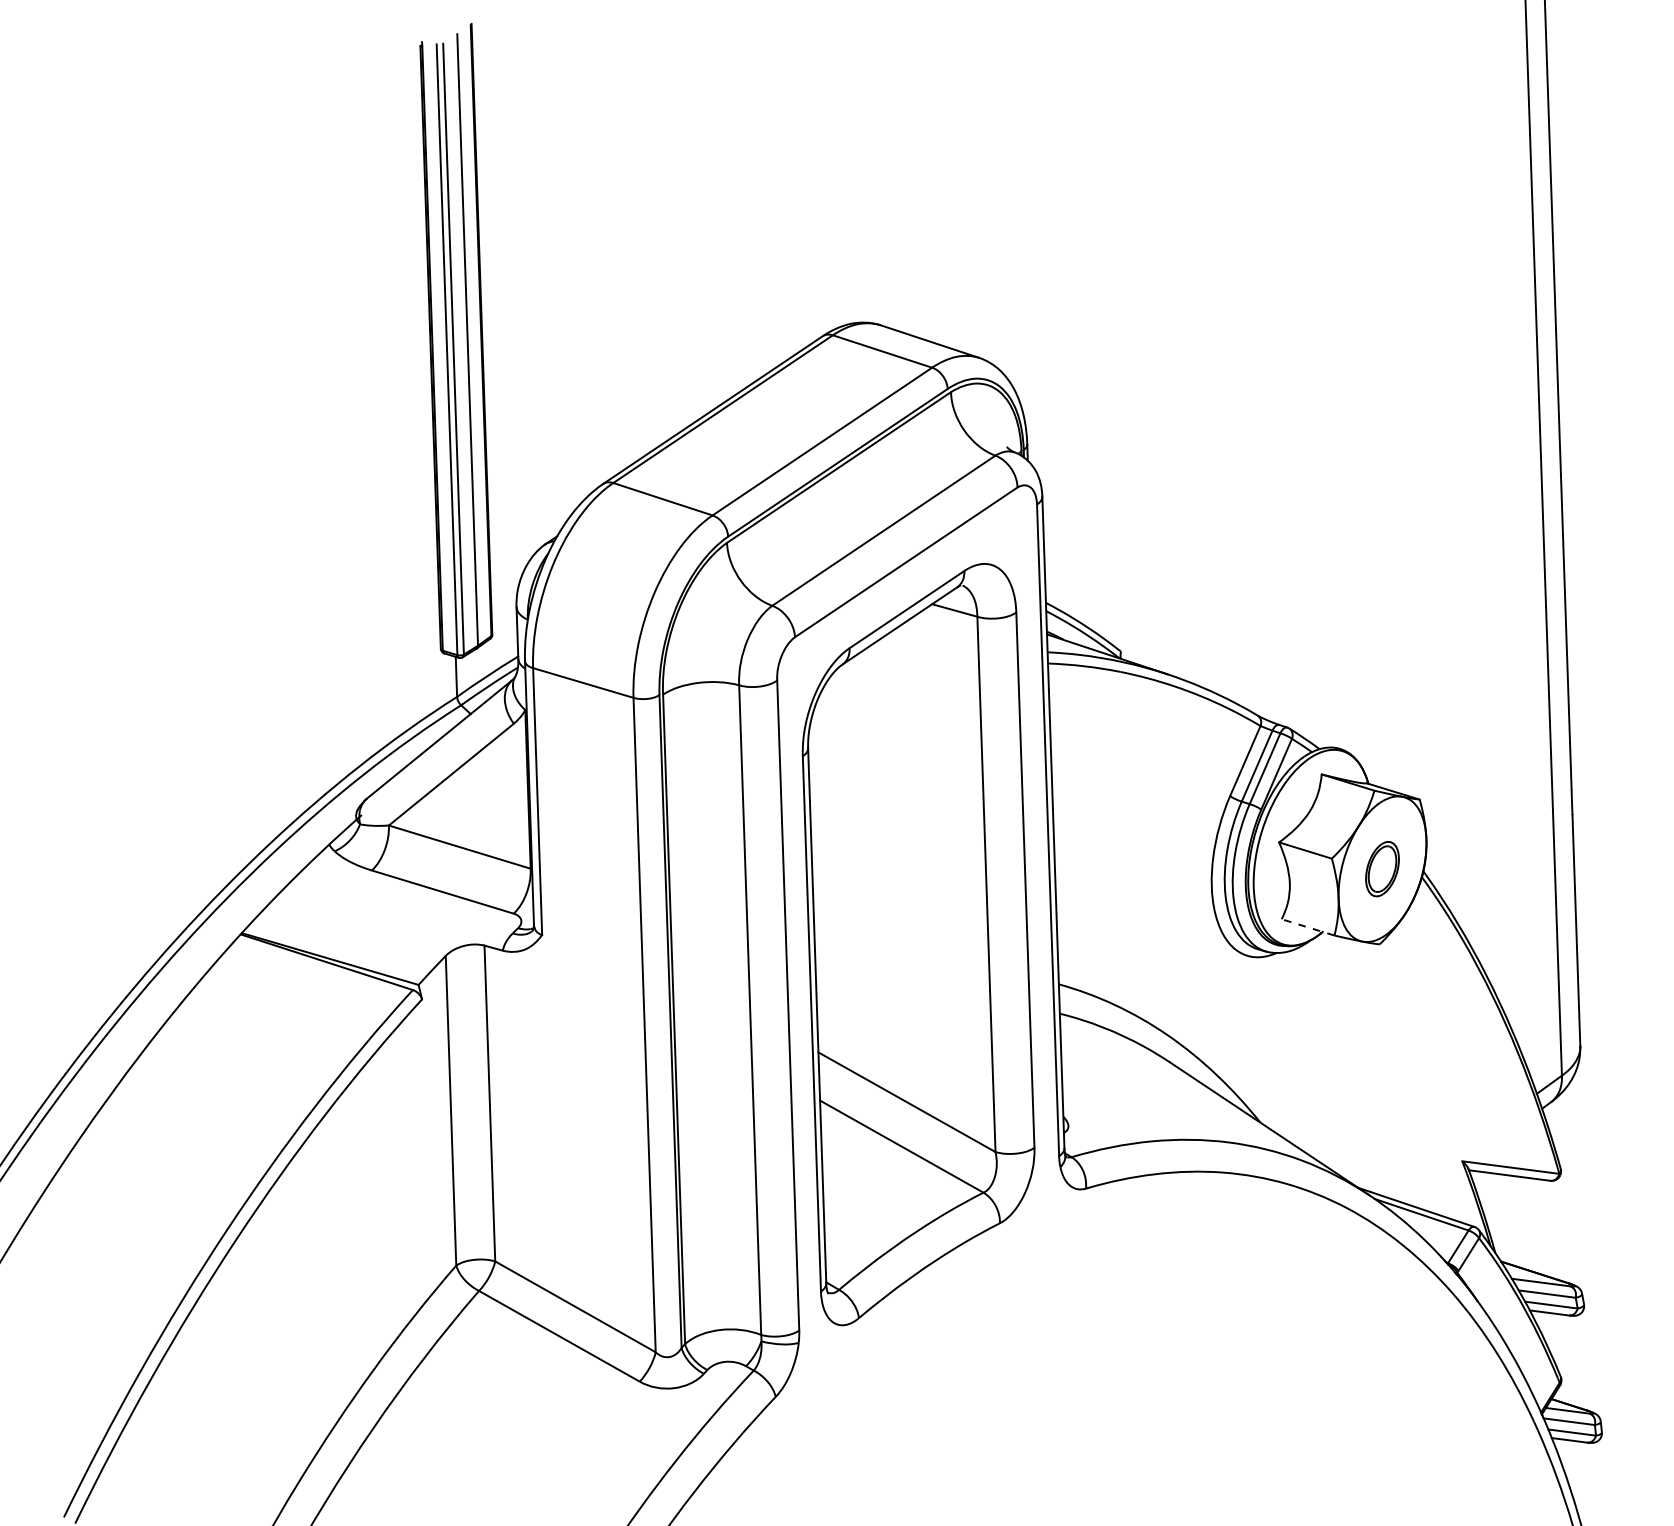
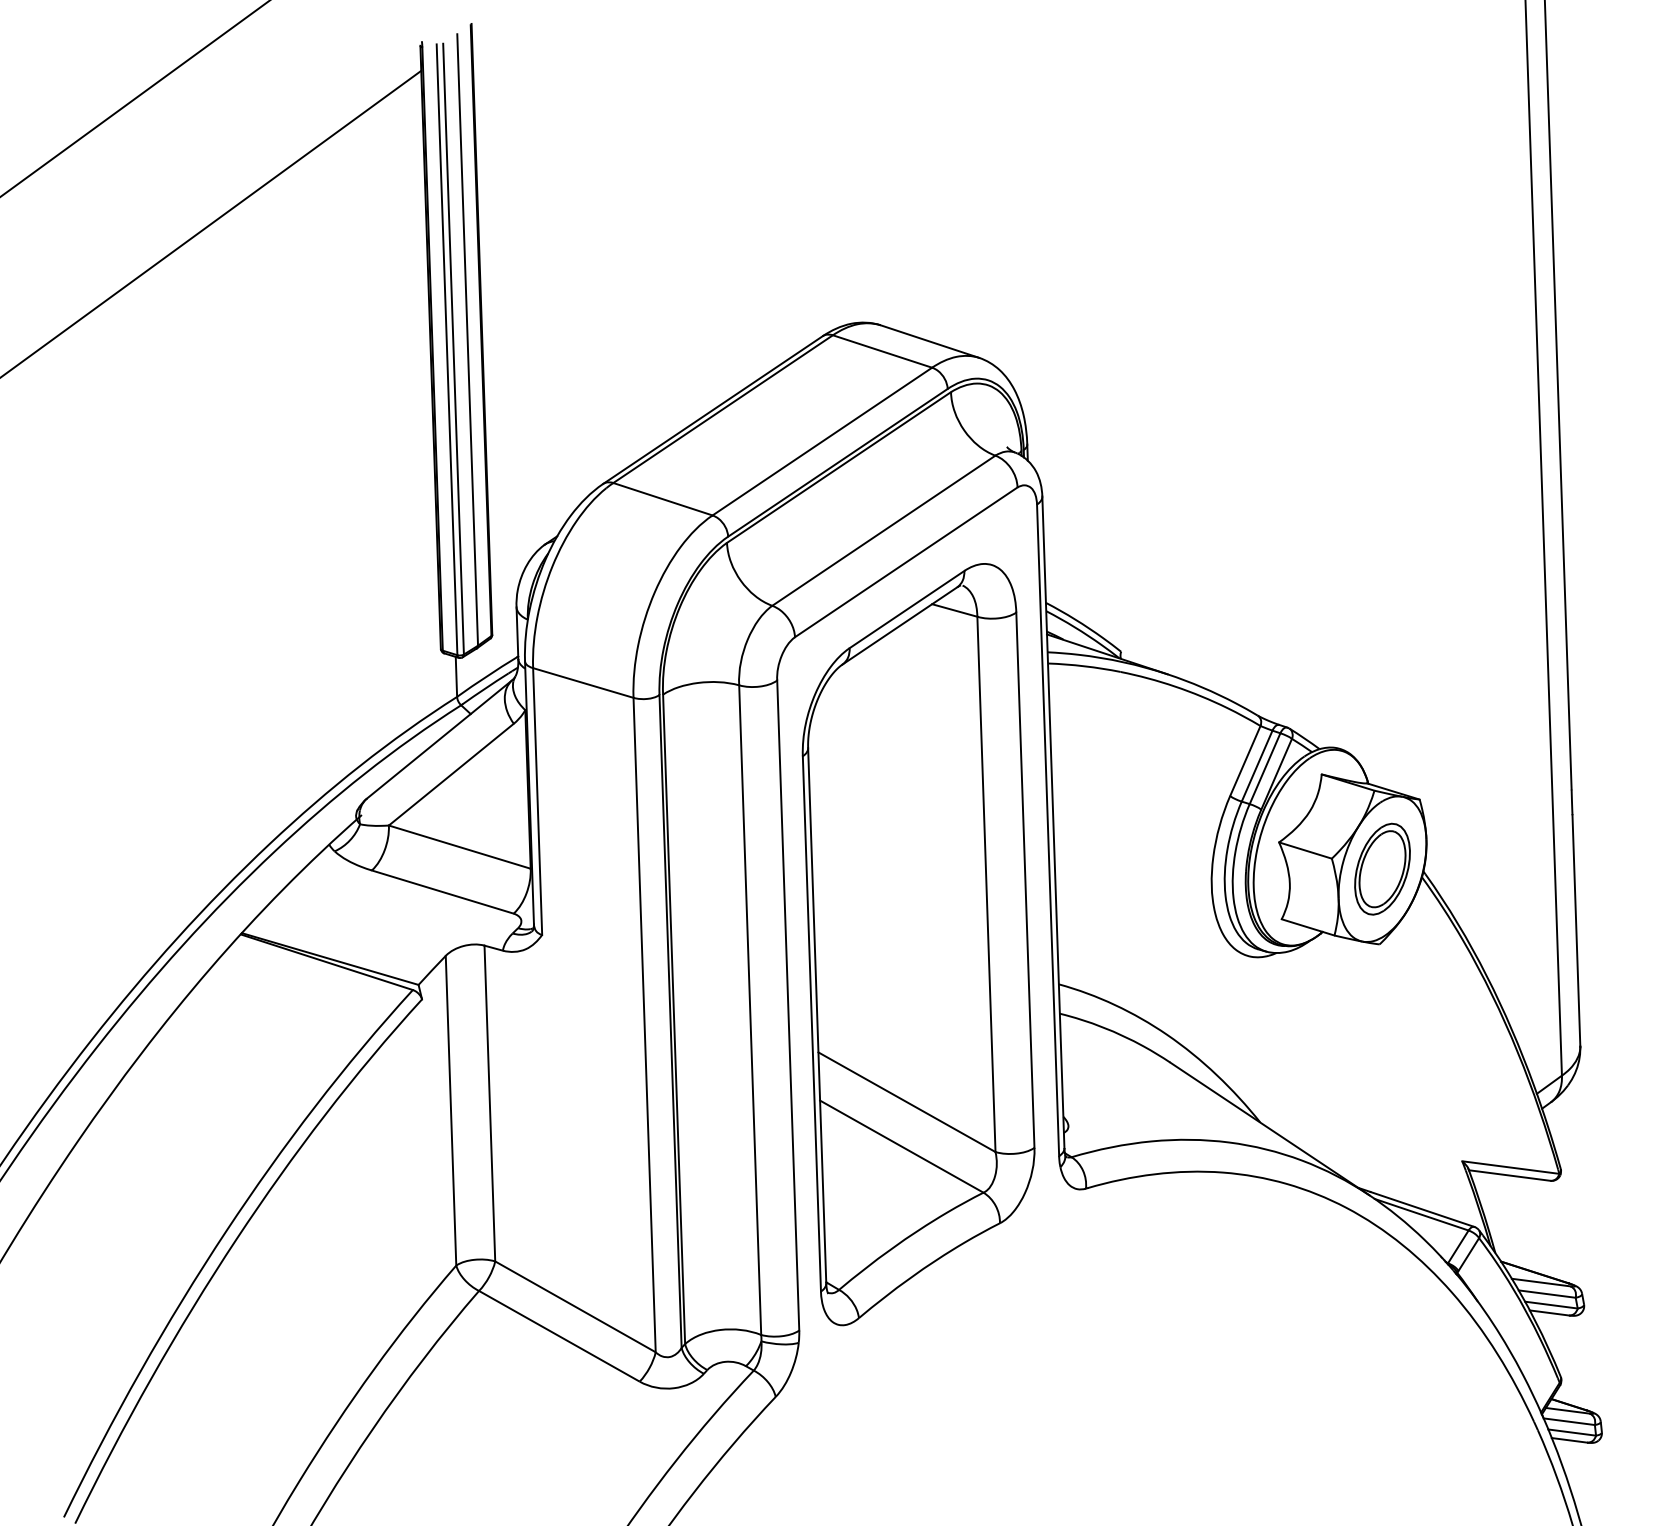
line: none -> present (134, 98)
line: none -> present (211, 223)
part size: 35x57 px -> 57x94 px (1382, 868)
line: dashed -> solid (1308, 927)
